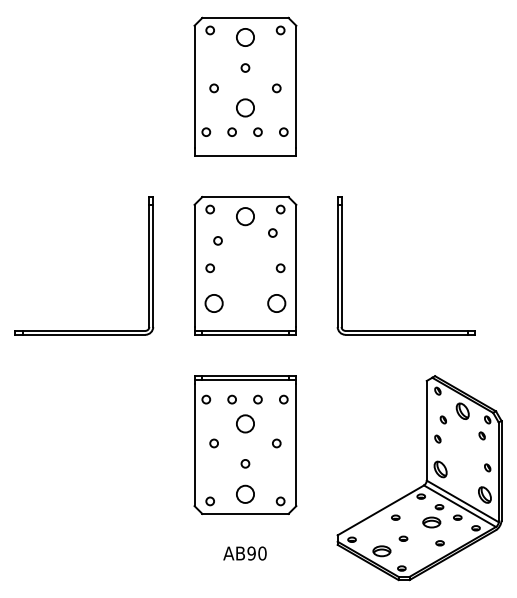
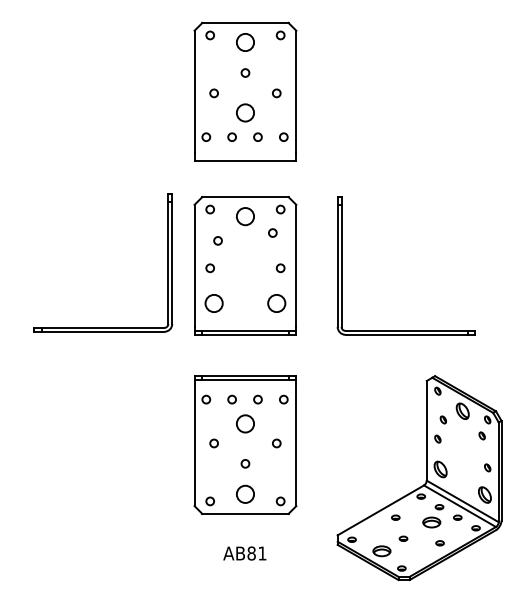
part position: (245, 86) -> (245, 91) (245, 91)
part position: (148, 265) -> (167, 262) (167, 262)
text: AB90 -> AB81 (256, 553)
